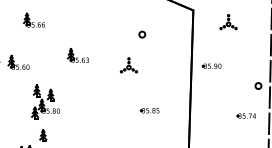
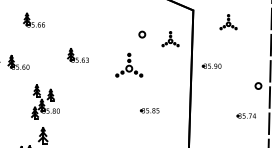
part: none -> present (170, 39)
part size: 19x17 px -> 29x26 px (129, 64)
part size: 9x13 px -> 11x18 px (43, 135)
